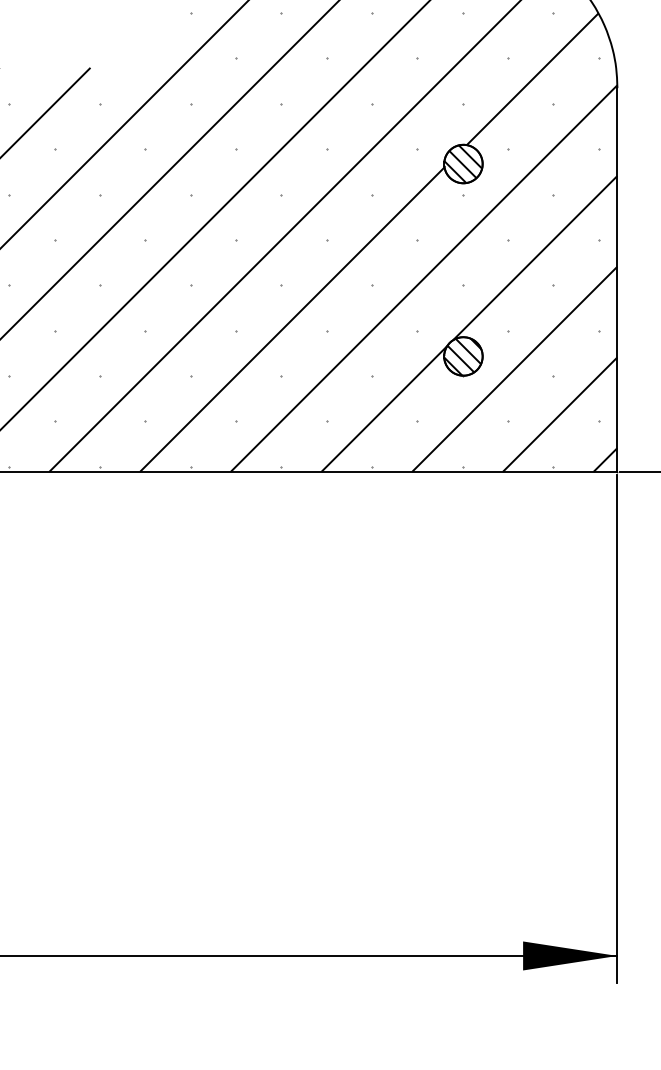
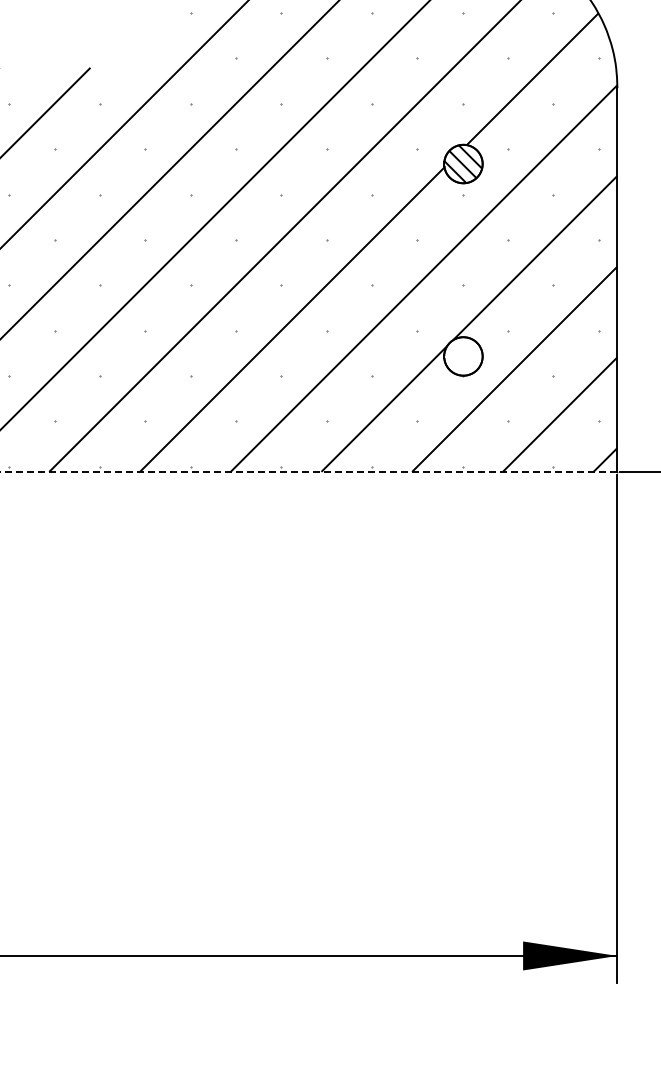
hatch: present -> none (462, 356)
line: solid -> dashed (309, 471)
